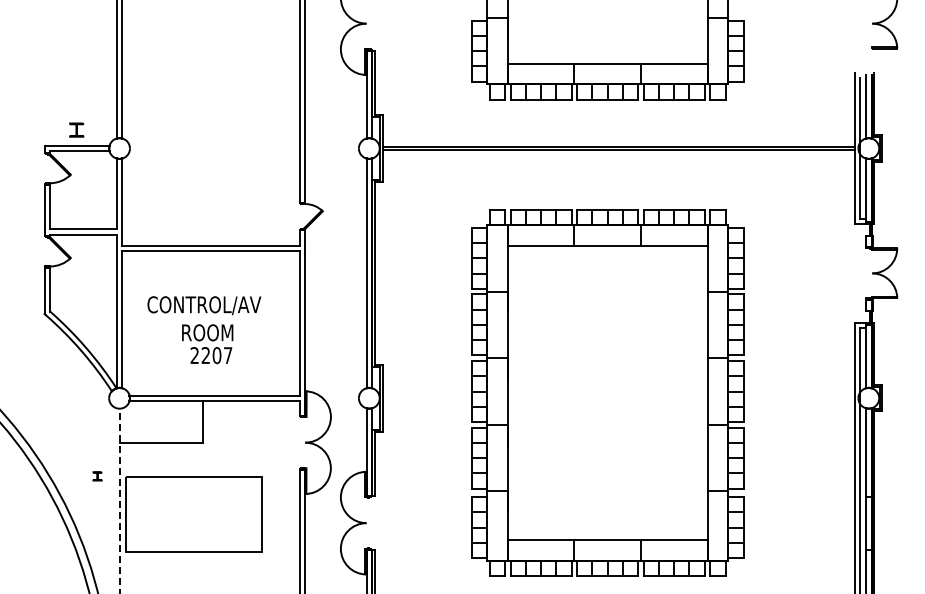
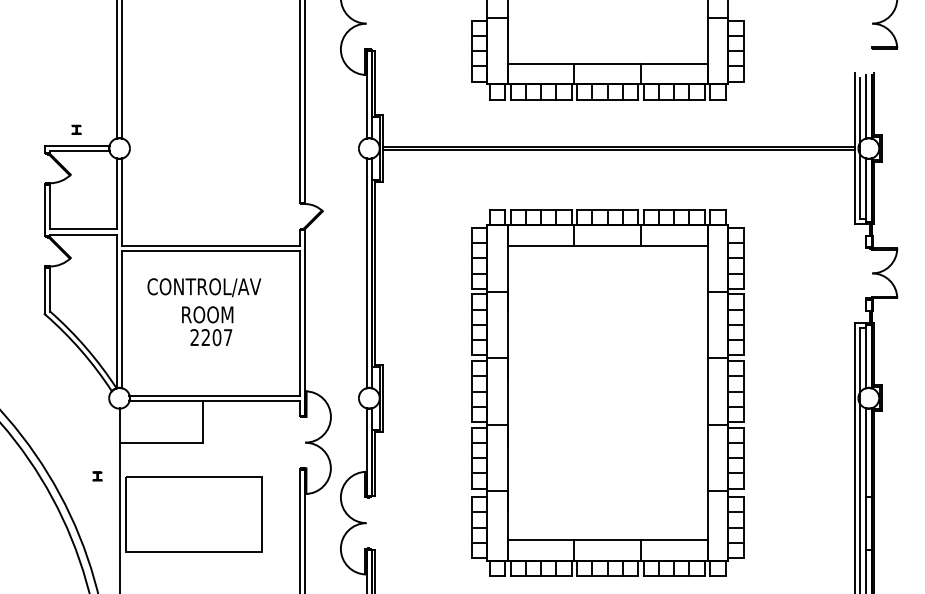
part size: 16x16 px -> 11x11 px (76, 129)
text position: (204, 330) -> (204, 312) (204, 312)
line: dashed -> solid (119, 500)
